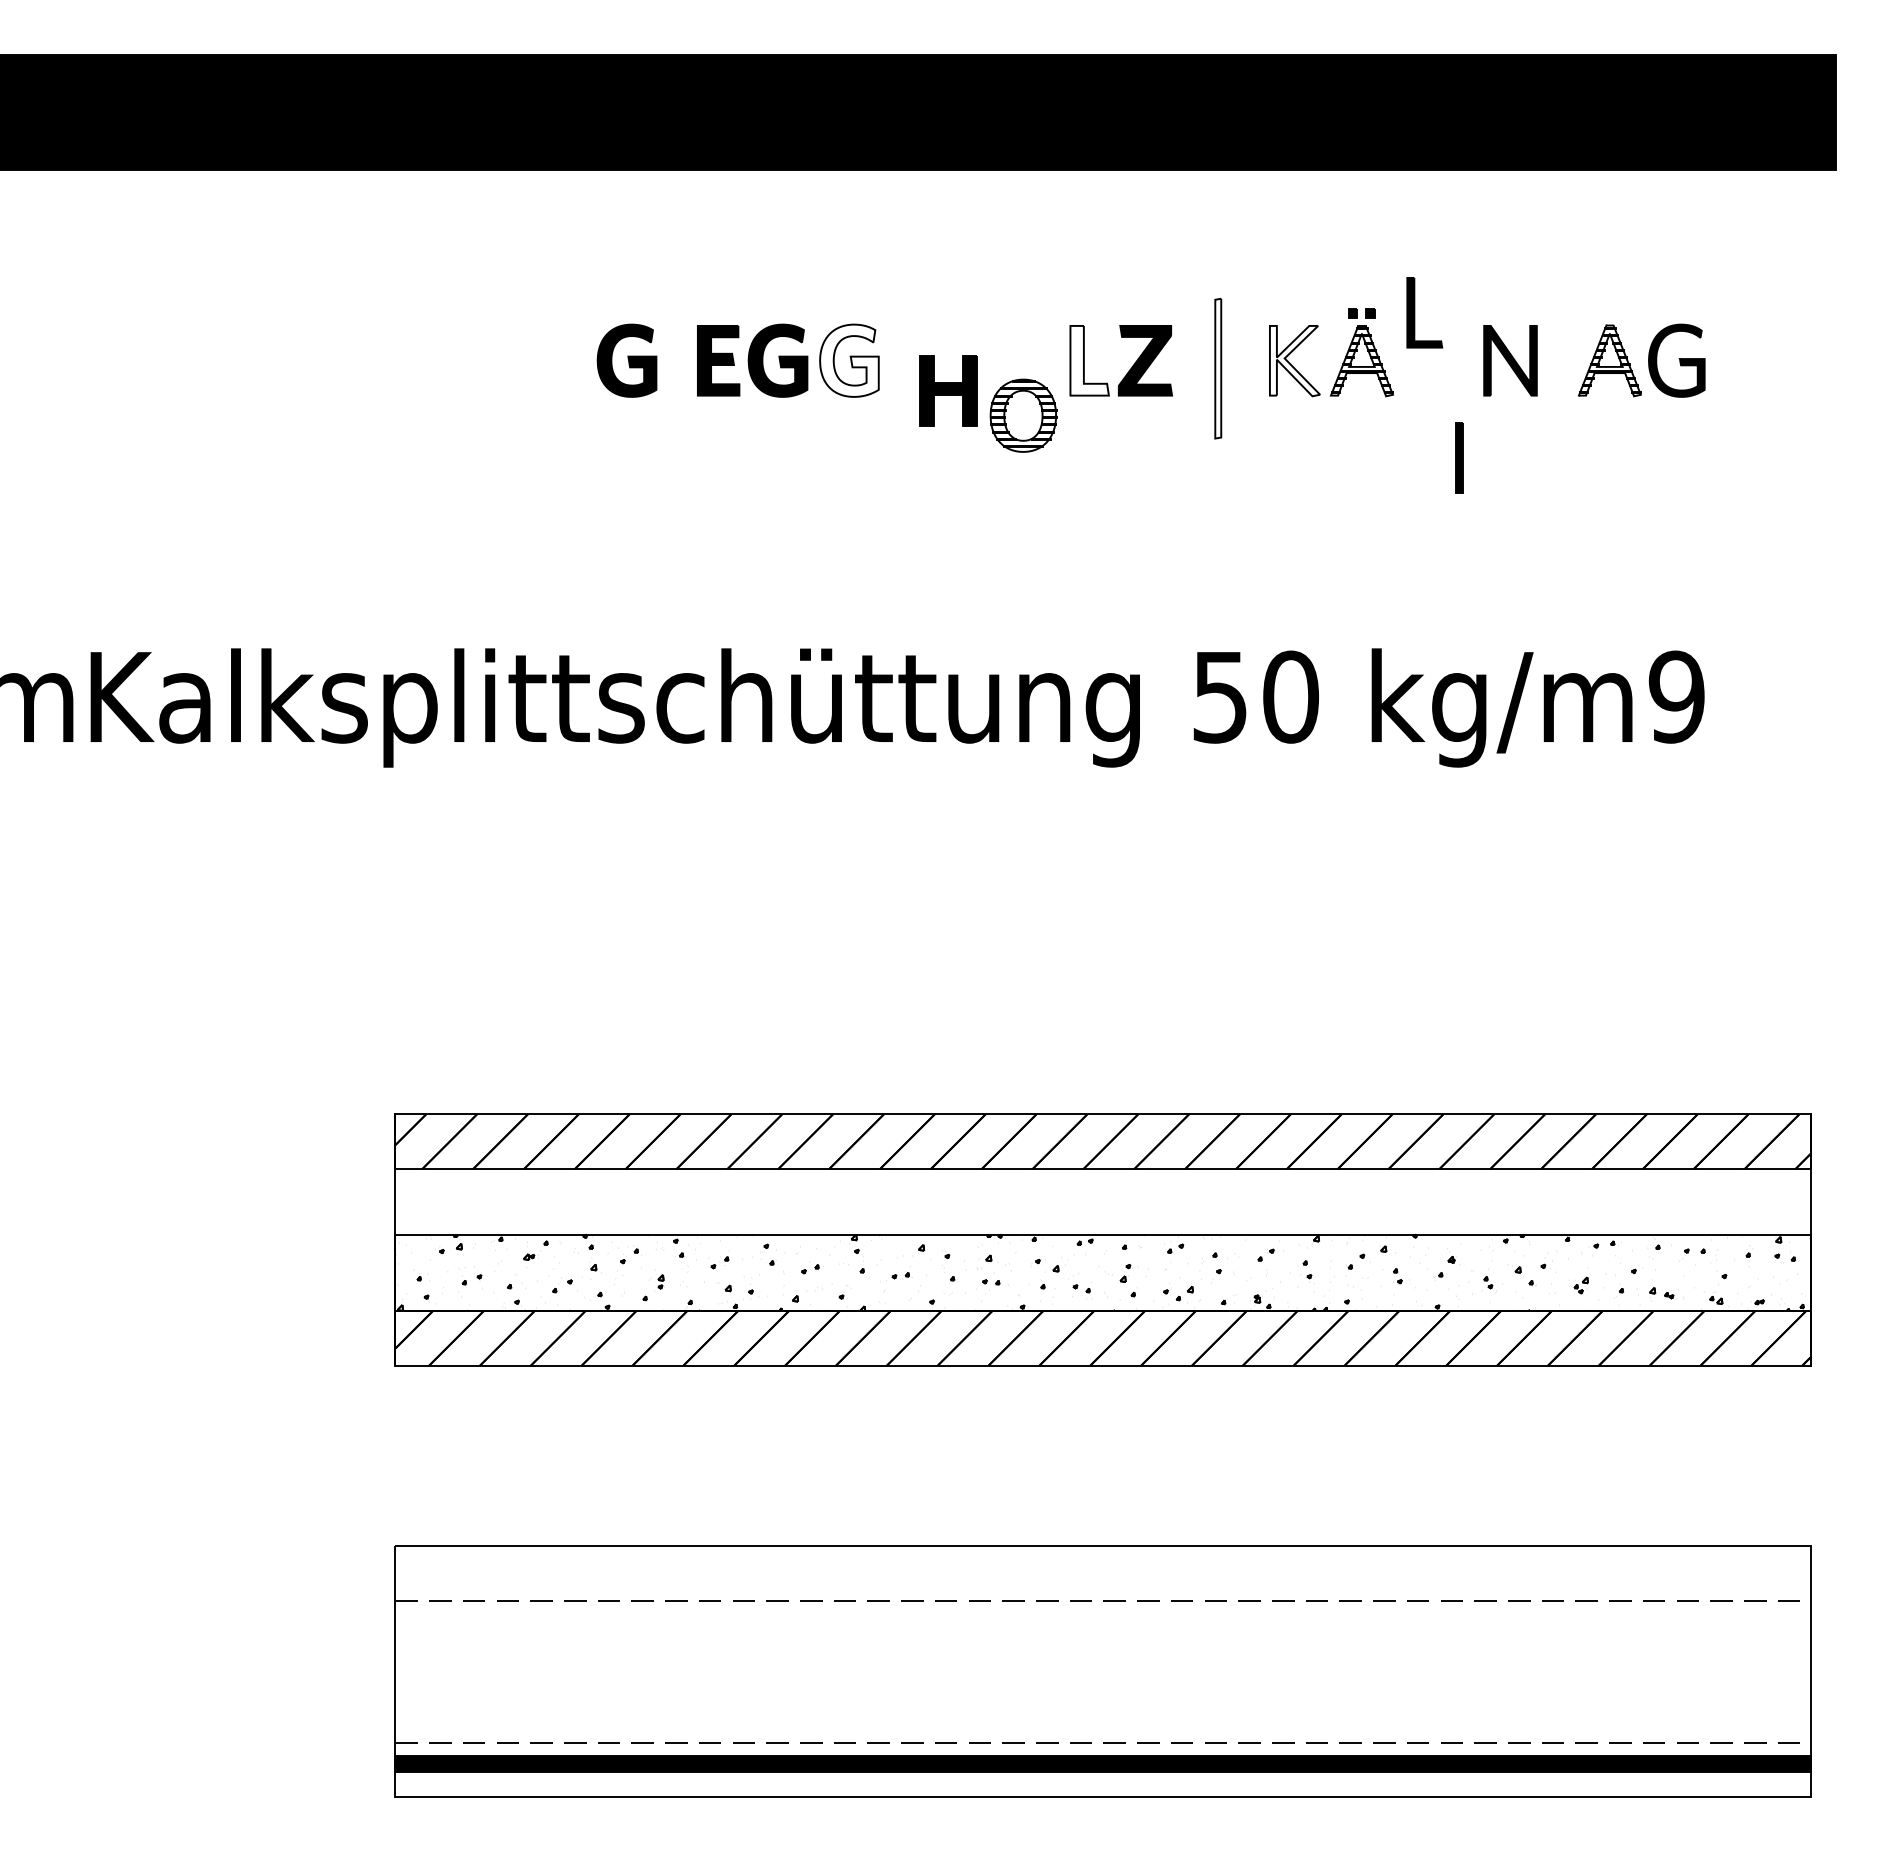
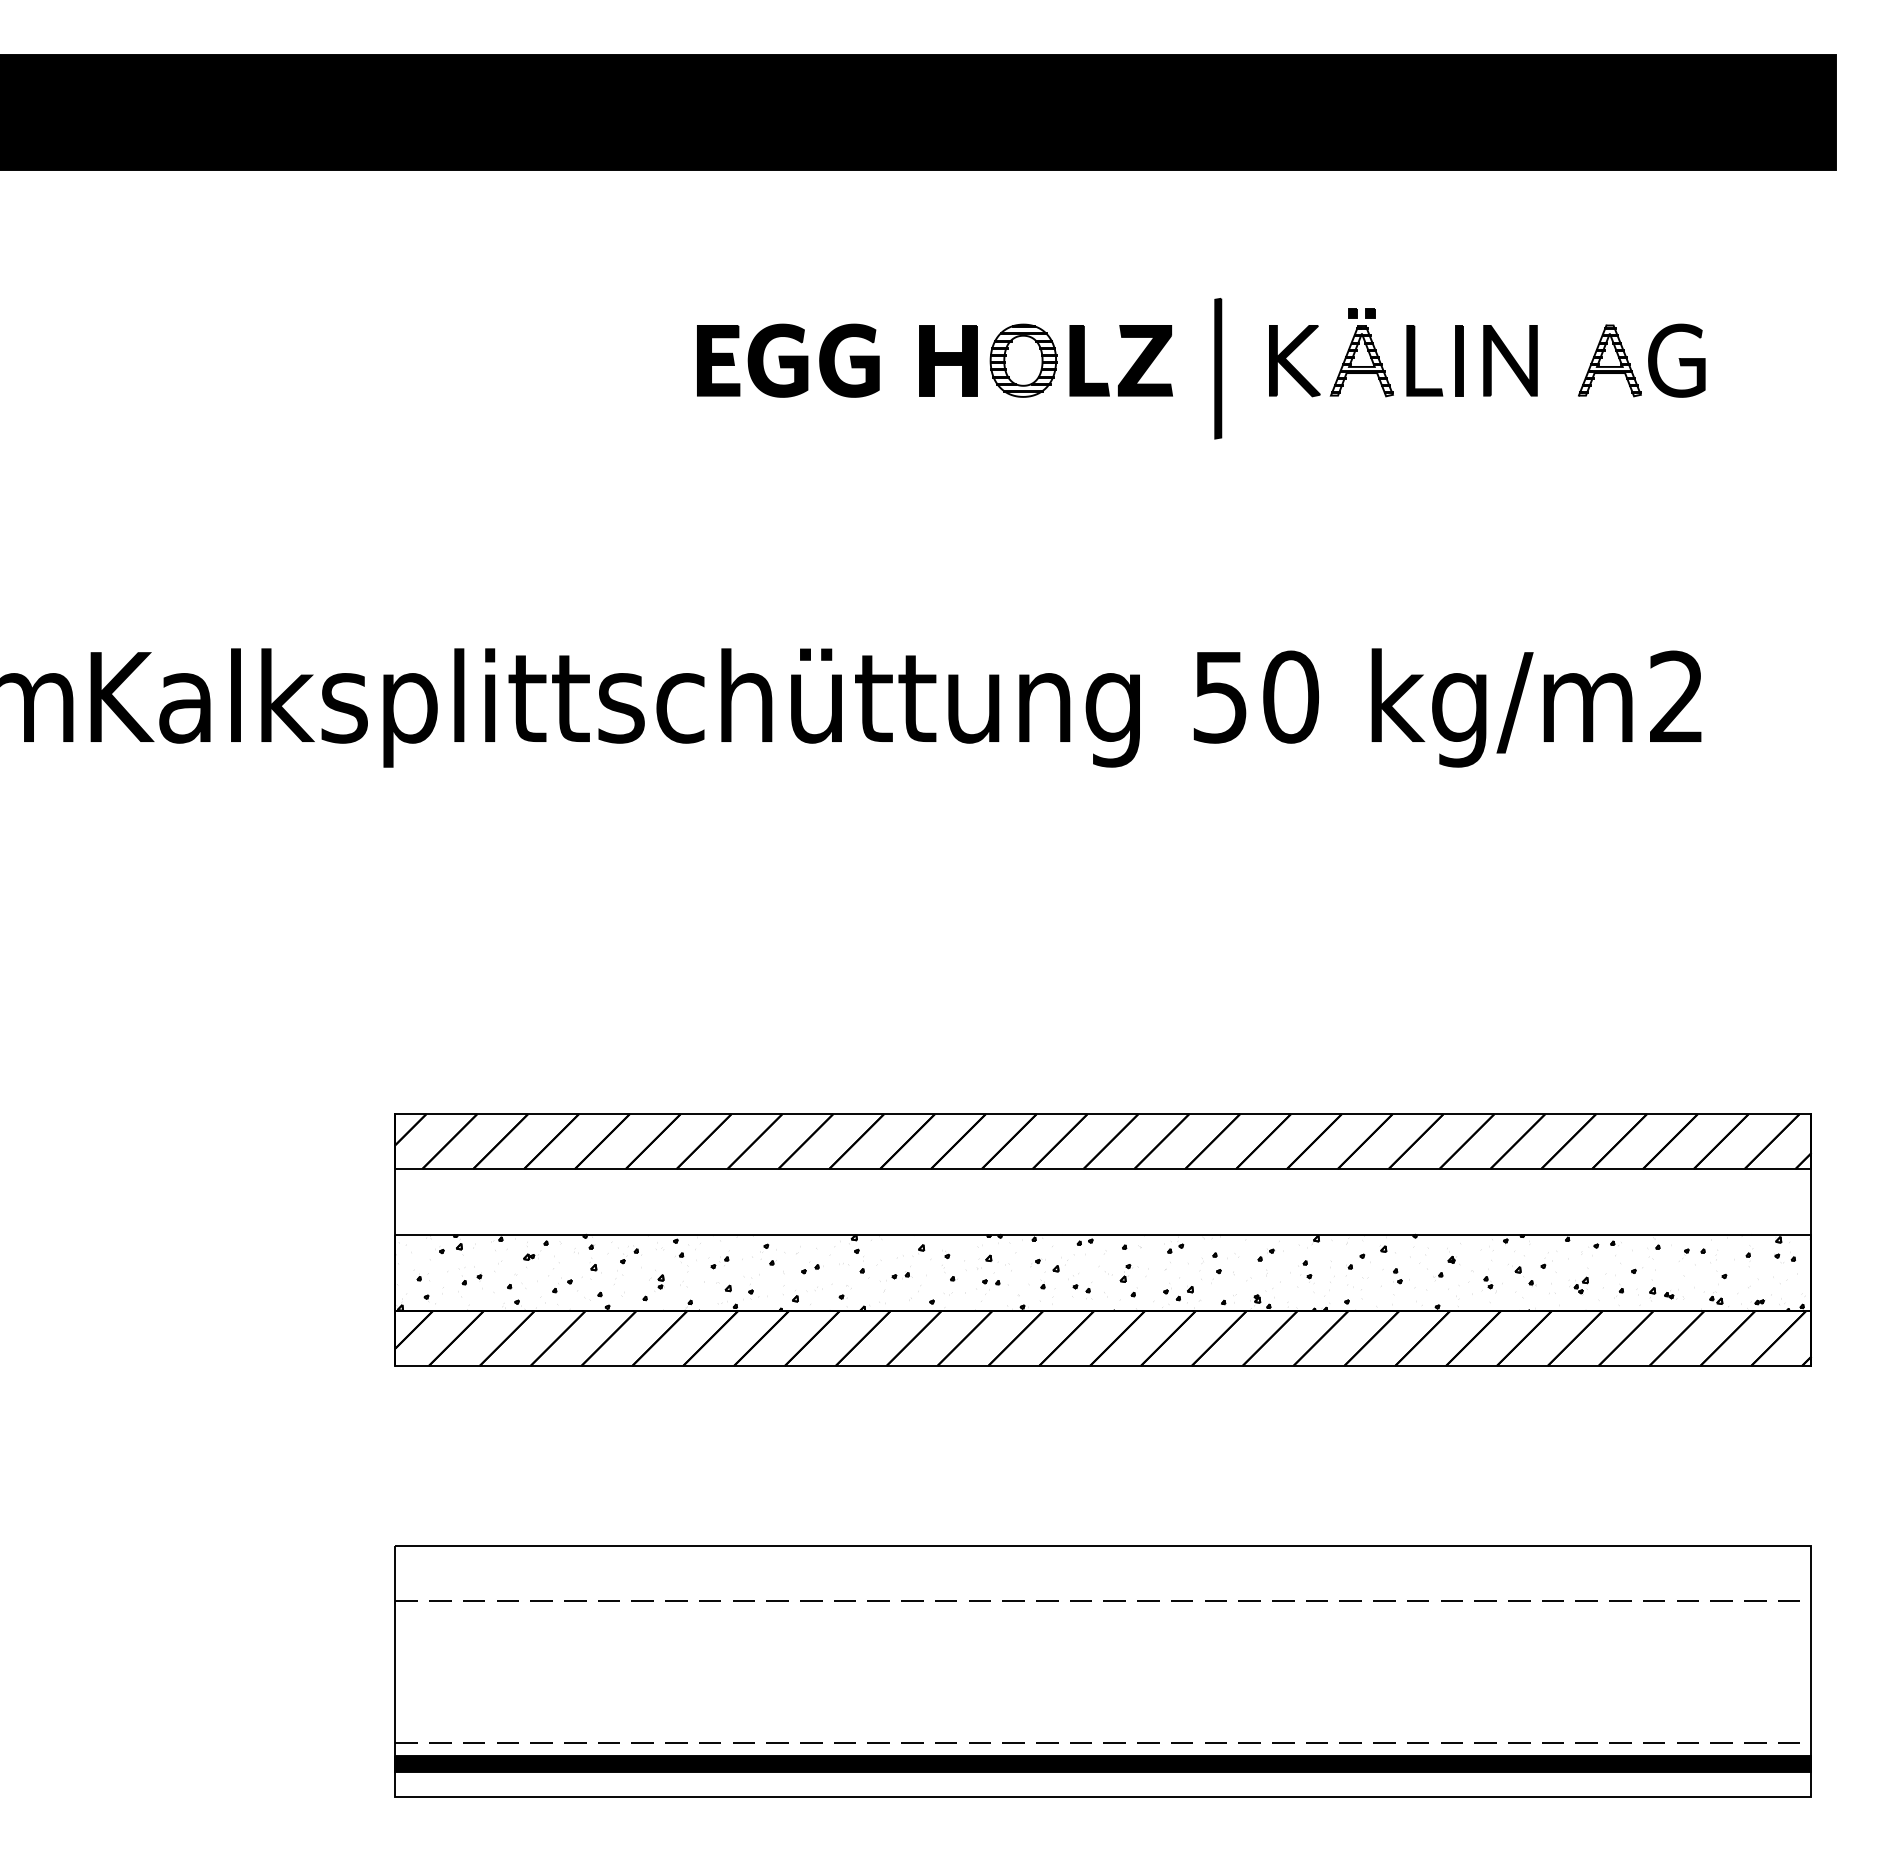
part position: (1415, 312) -> (1415, 360) (1415, 360)
part: present -> none (626, 360)
fill: none -> present (849, 360)
fill: none -> present (1089, 360)
fill: none -> present (1294, 360)
fill: none -> present (1218, 368)
part position: (948, 390) -> (948, 360) (948, 360)
part position: (1023, 415) -> (1023, 360) (1023, 360)
part position: (1459, 457) -> (1459, 360) (1459, 360)
text: kg/m9 -> kg/m2 (1676, 696)
